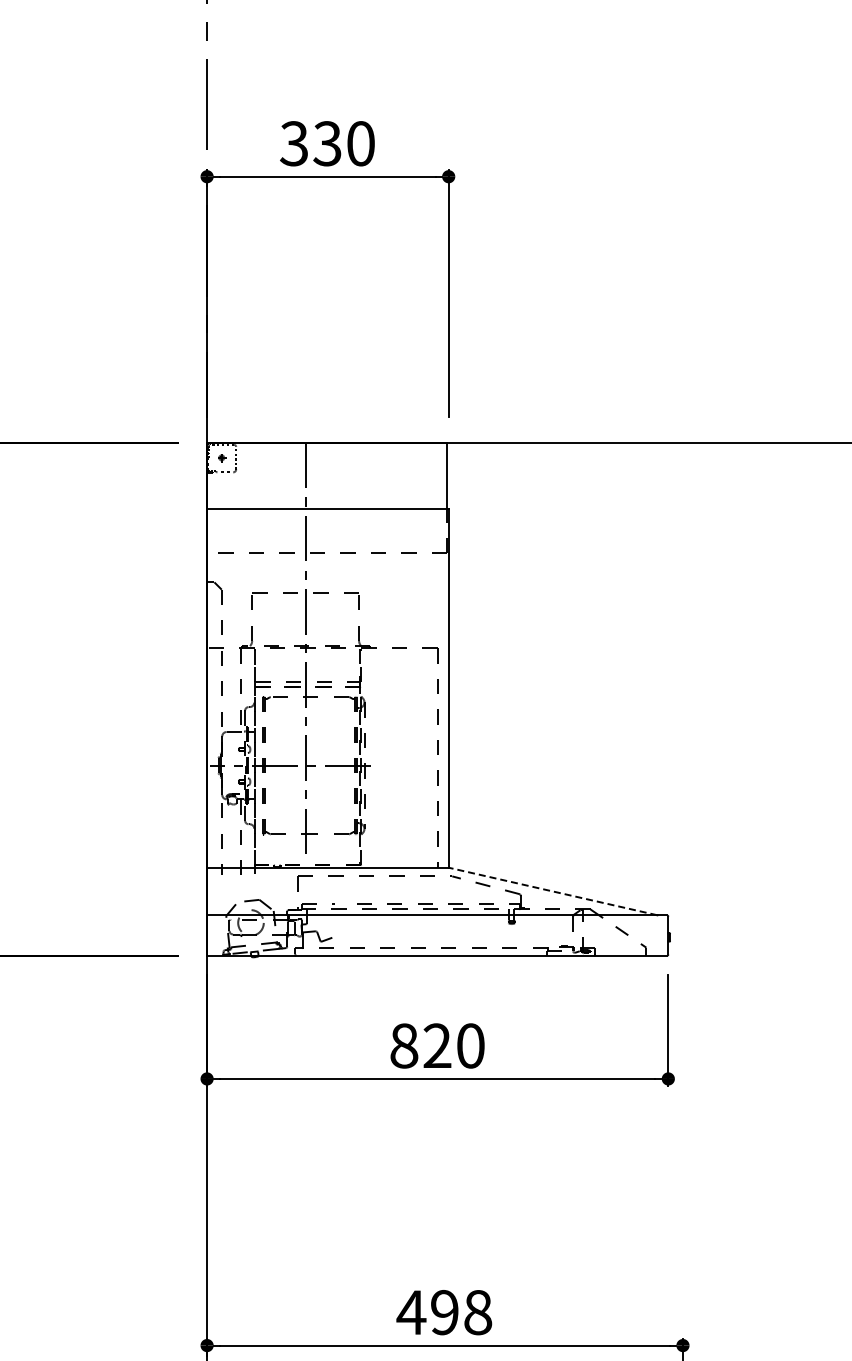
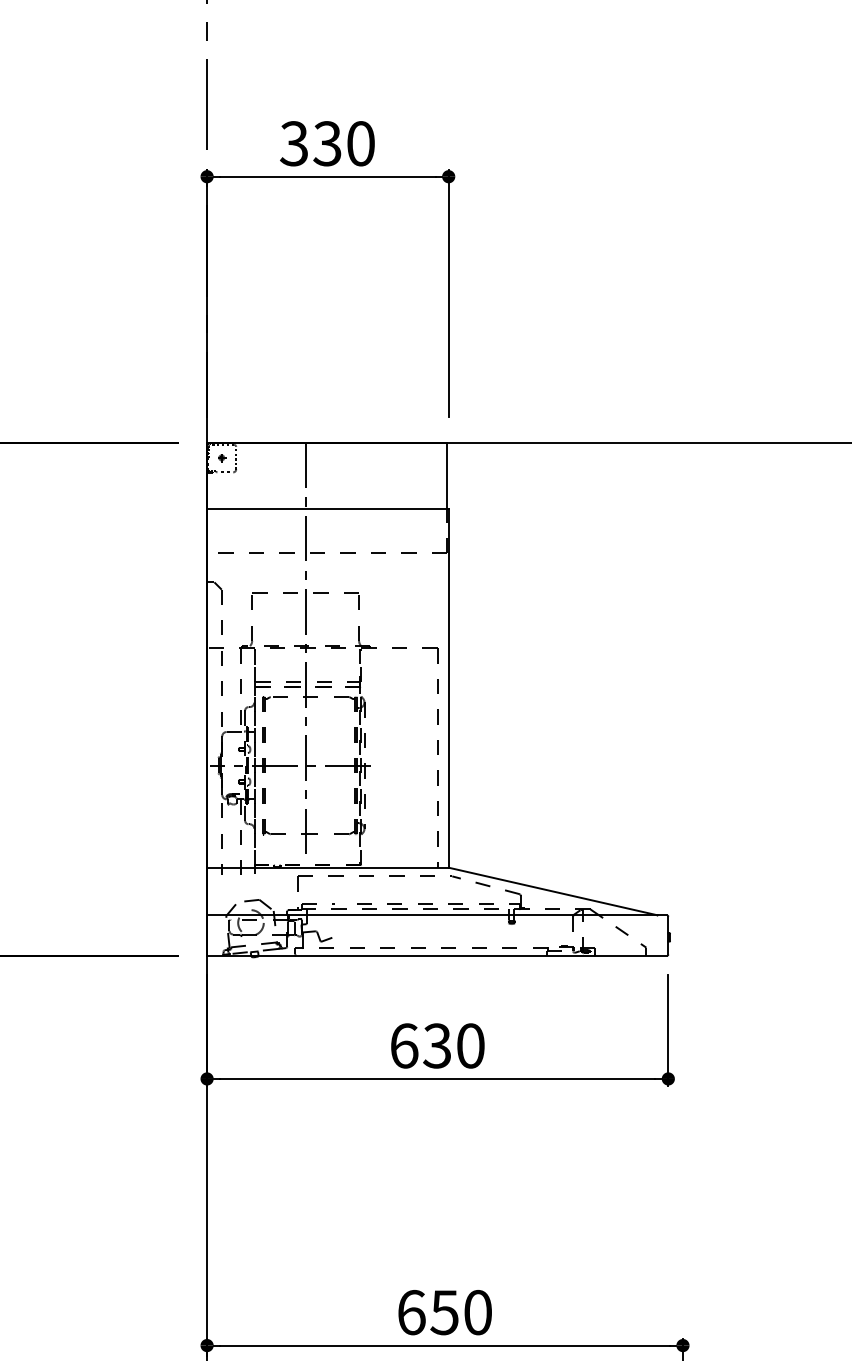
line: dashed -> solid (553, 891)
text: 820 -> 630 (420, 1045)
text: 498 -> 650 (444, 1312)
